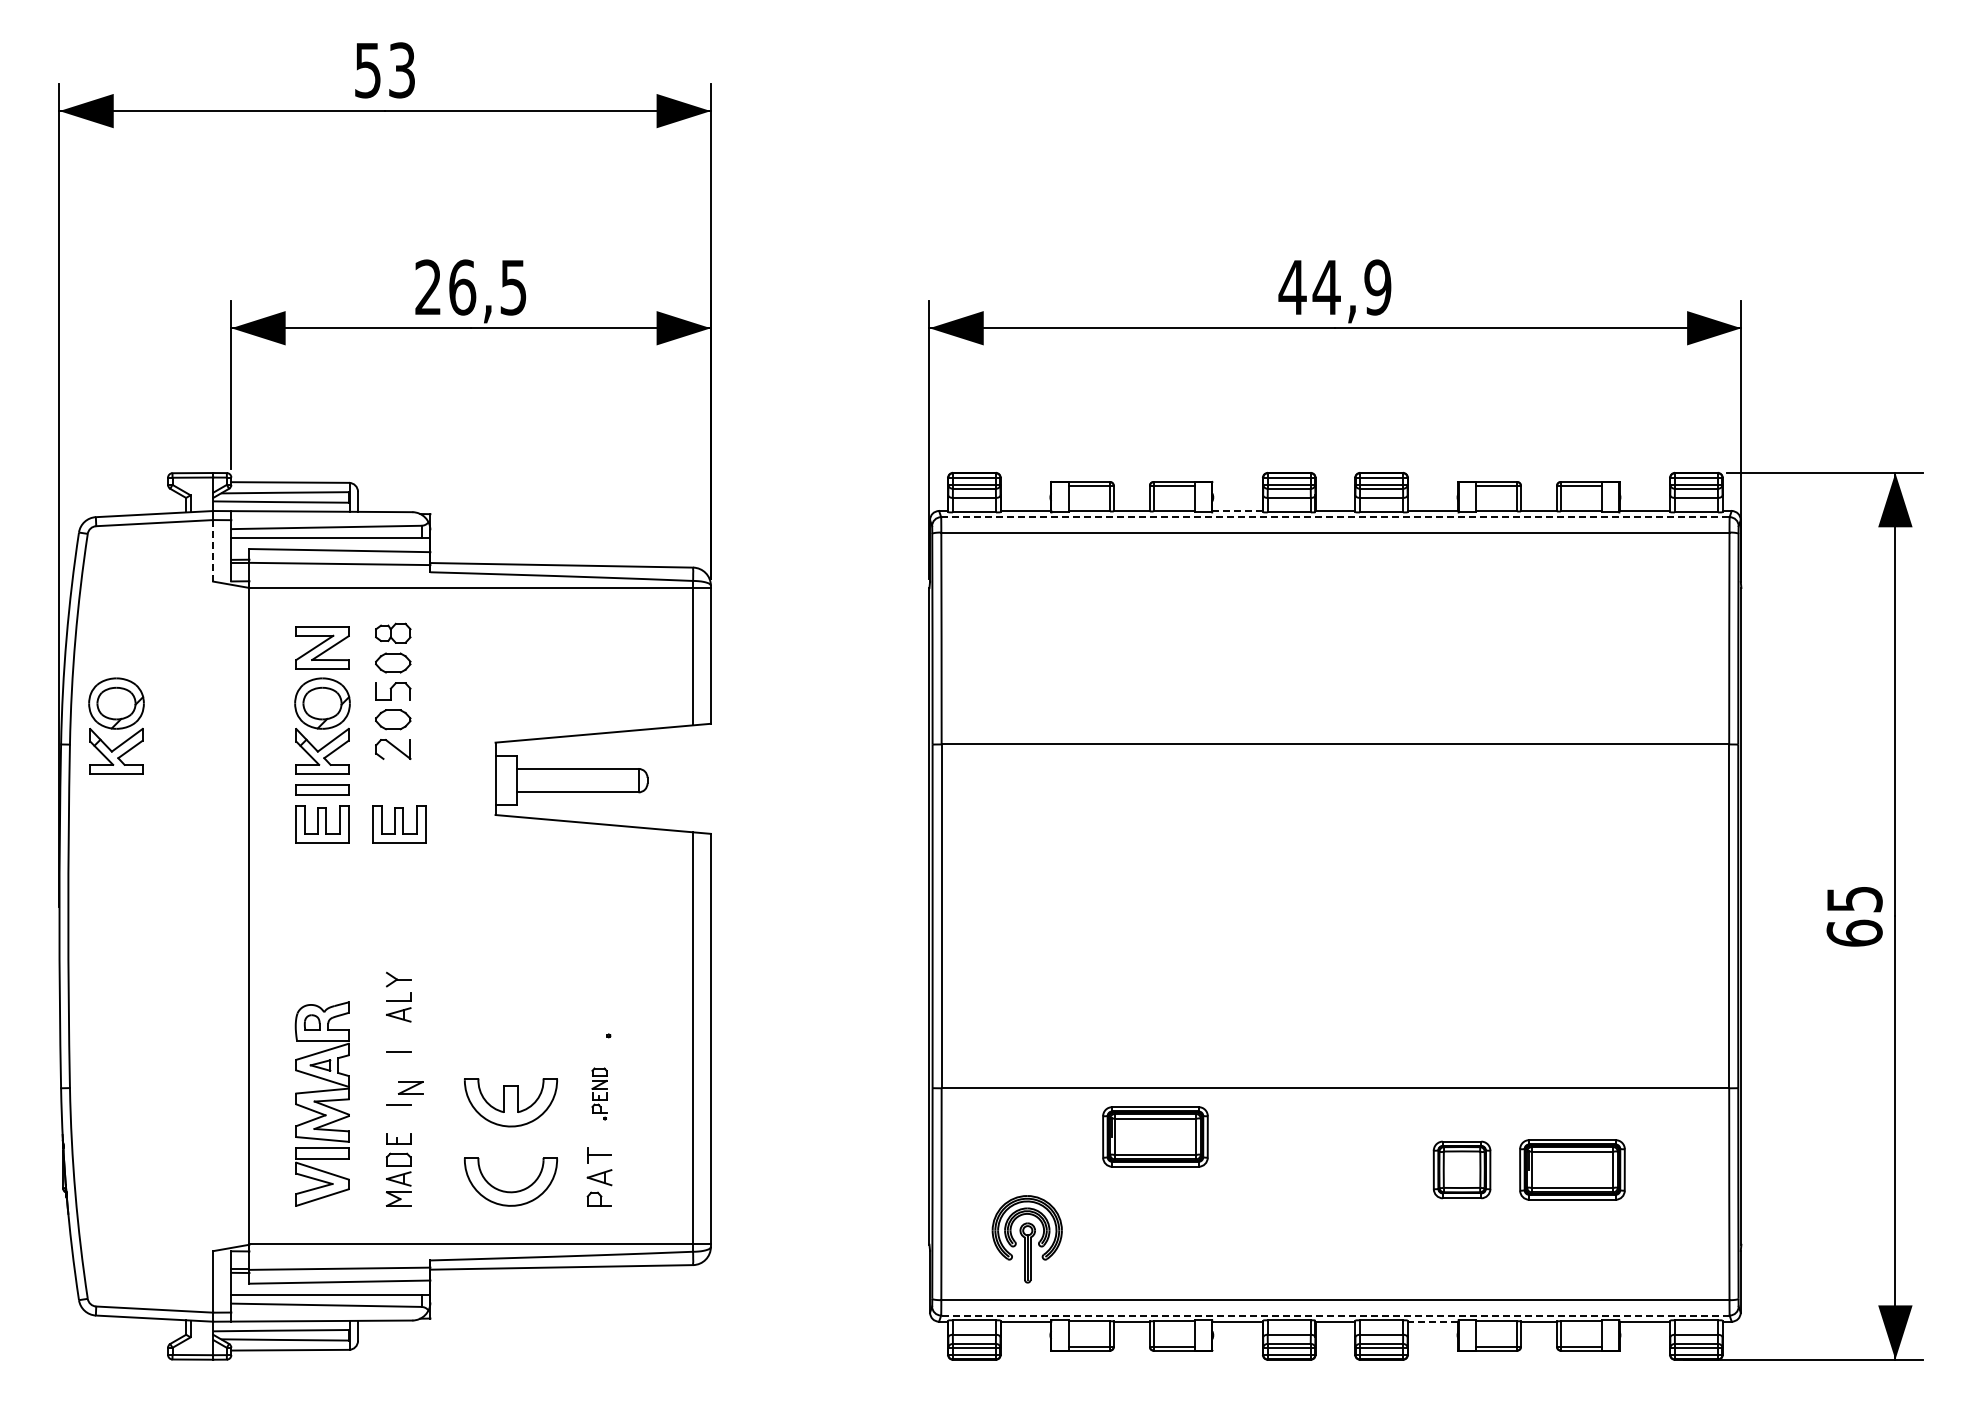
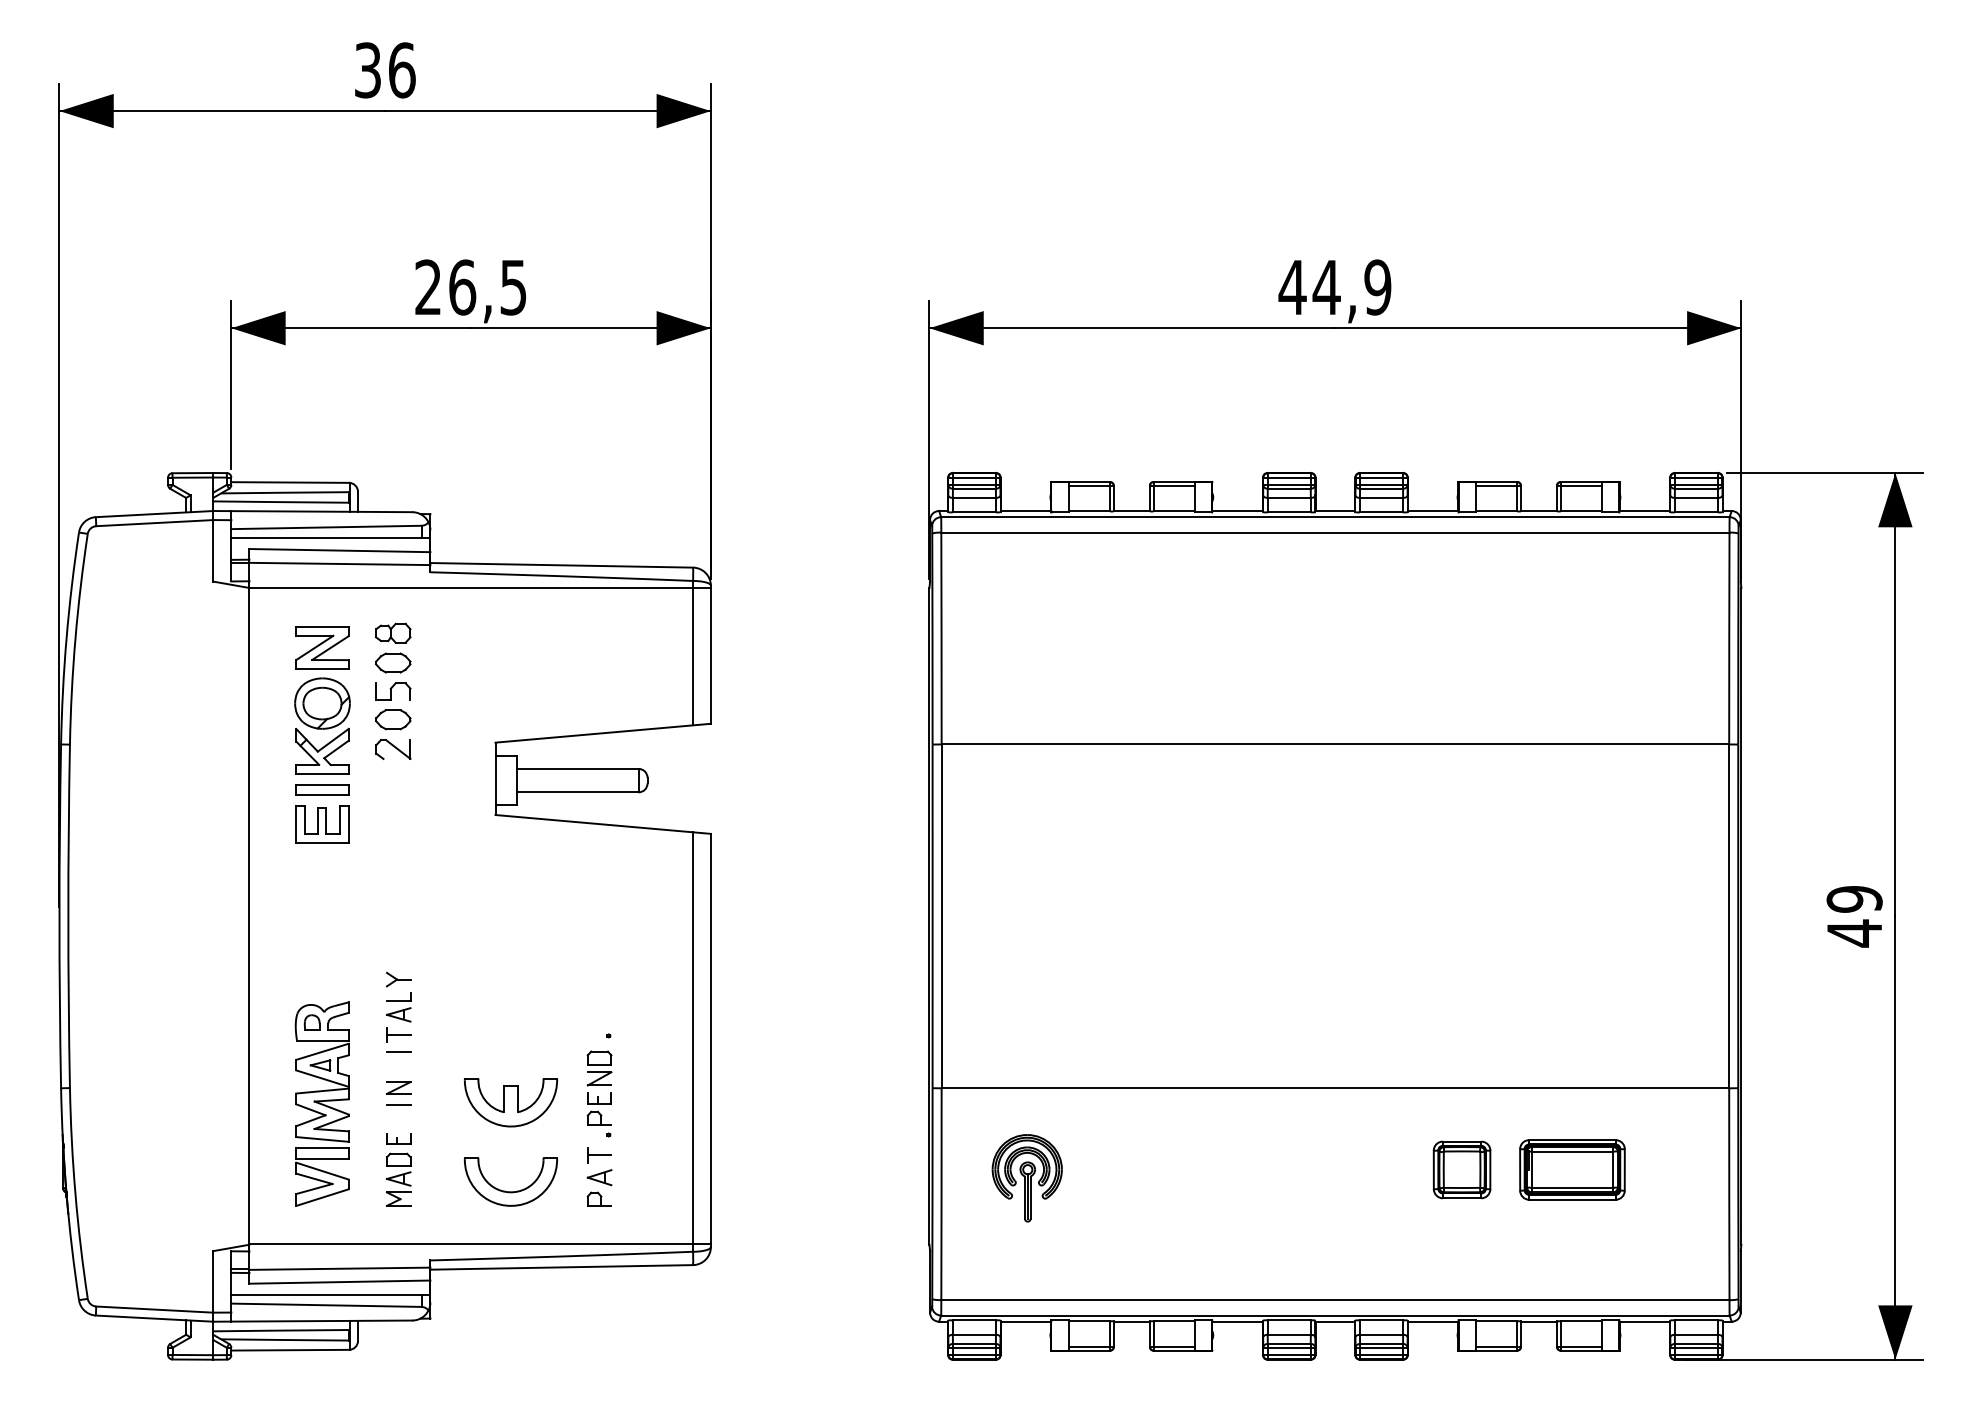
text: 53 -> 36 (385, 70)
line: dashed -> solid (1237, 511)
line: dashed -> solid (1335, 517)
line: dashed -> solid (213, 550)
part: present -> none (116, 725)
part: present -> none (399, 824)
text: 65 -> 49 (1854, 916)
part: none -> present (398, 1034)
part position: (410, 1087) -> (398, 1087) (398, 1087)
part size: 17x54 px -> 27x88 px (599, 1093)
part: present -> none (1155, 1136)
part position: (1026, 1239) -> (1026, 1178) (1026, 1178)
line: dashed -> solid (1334, 1315)
line: dashed -> solid (1432, 1321)
